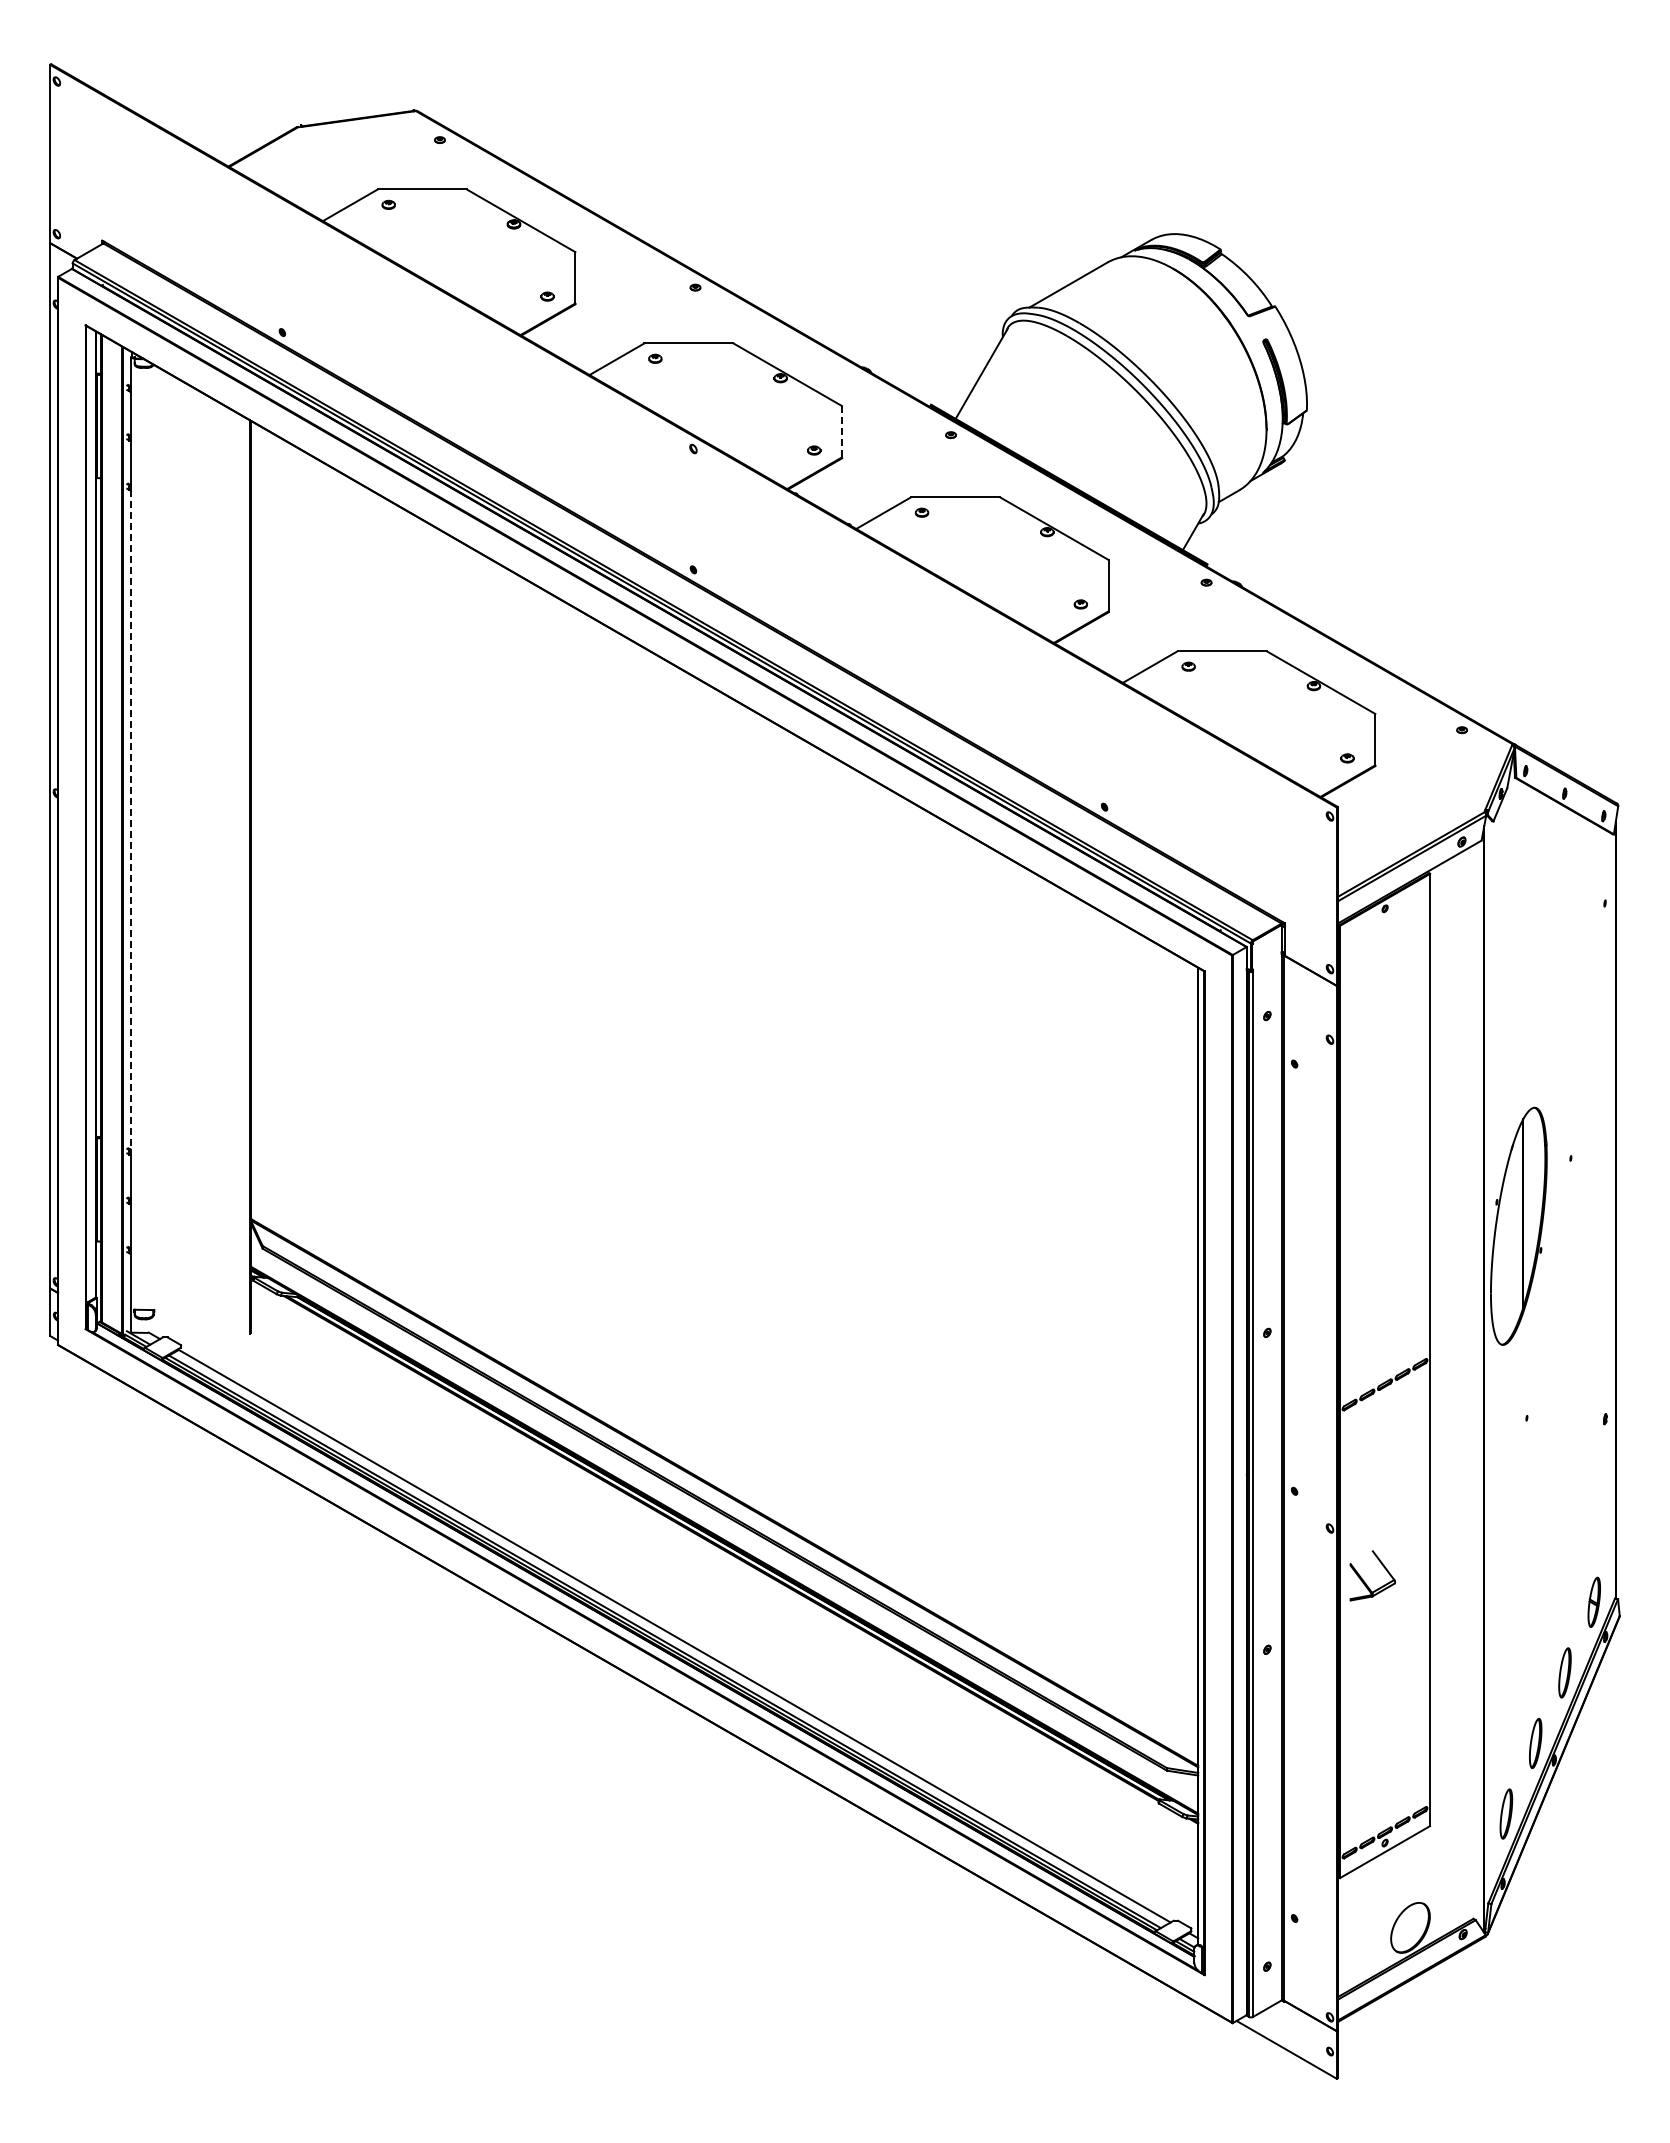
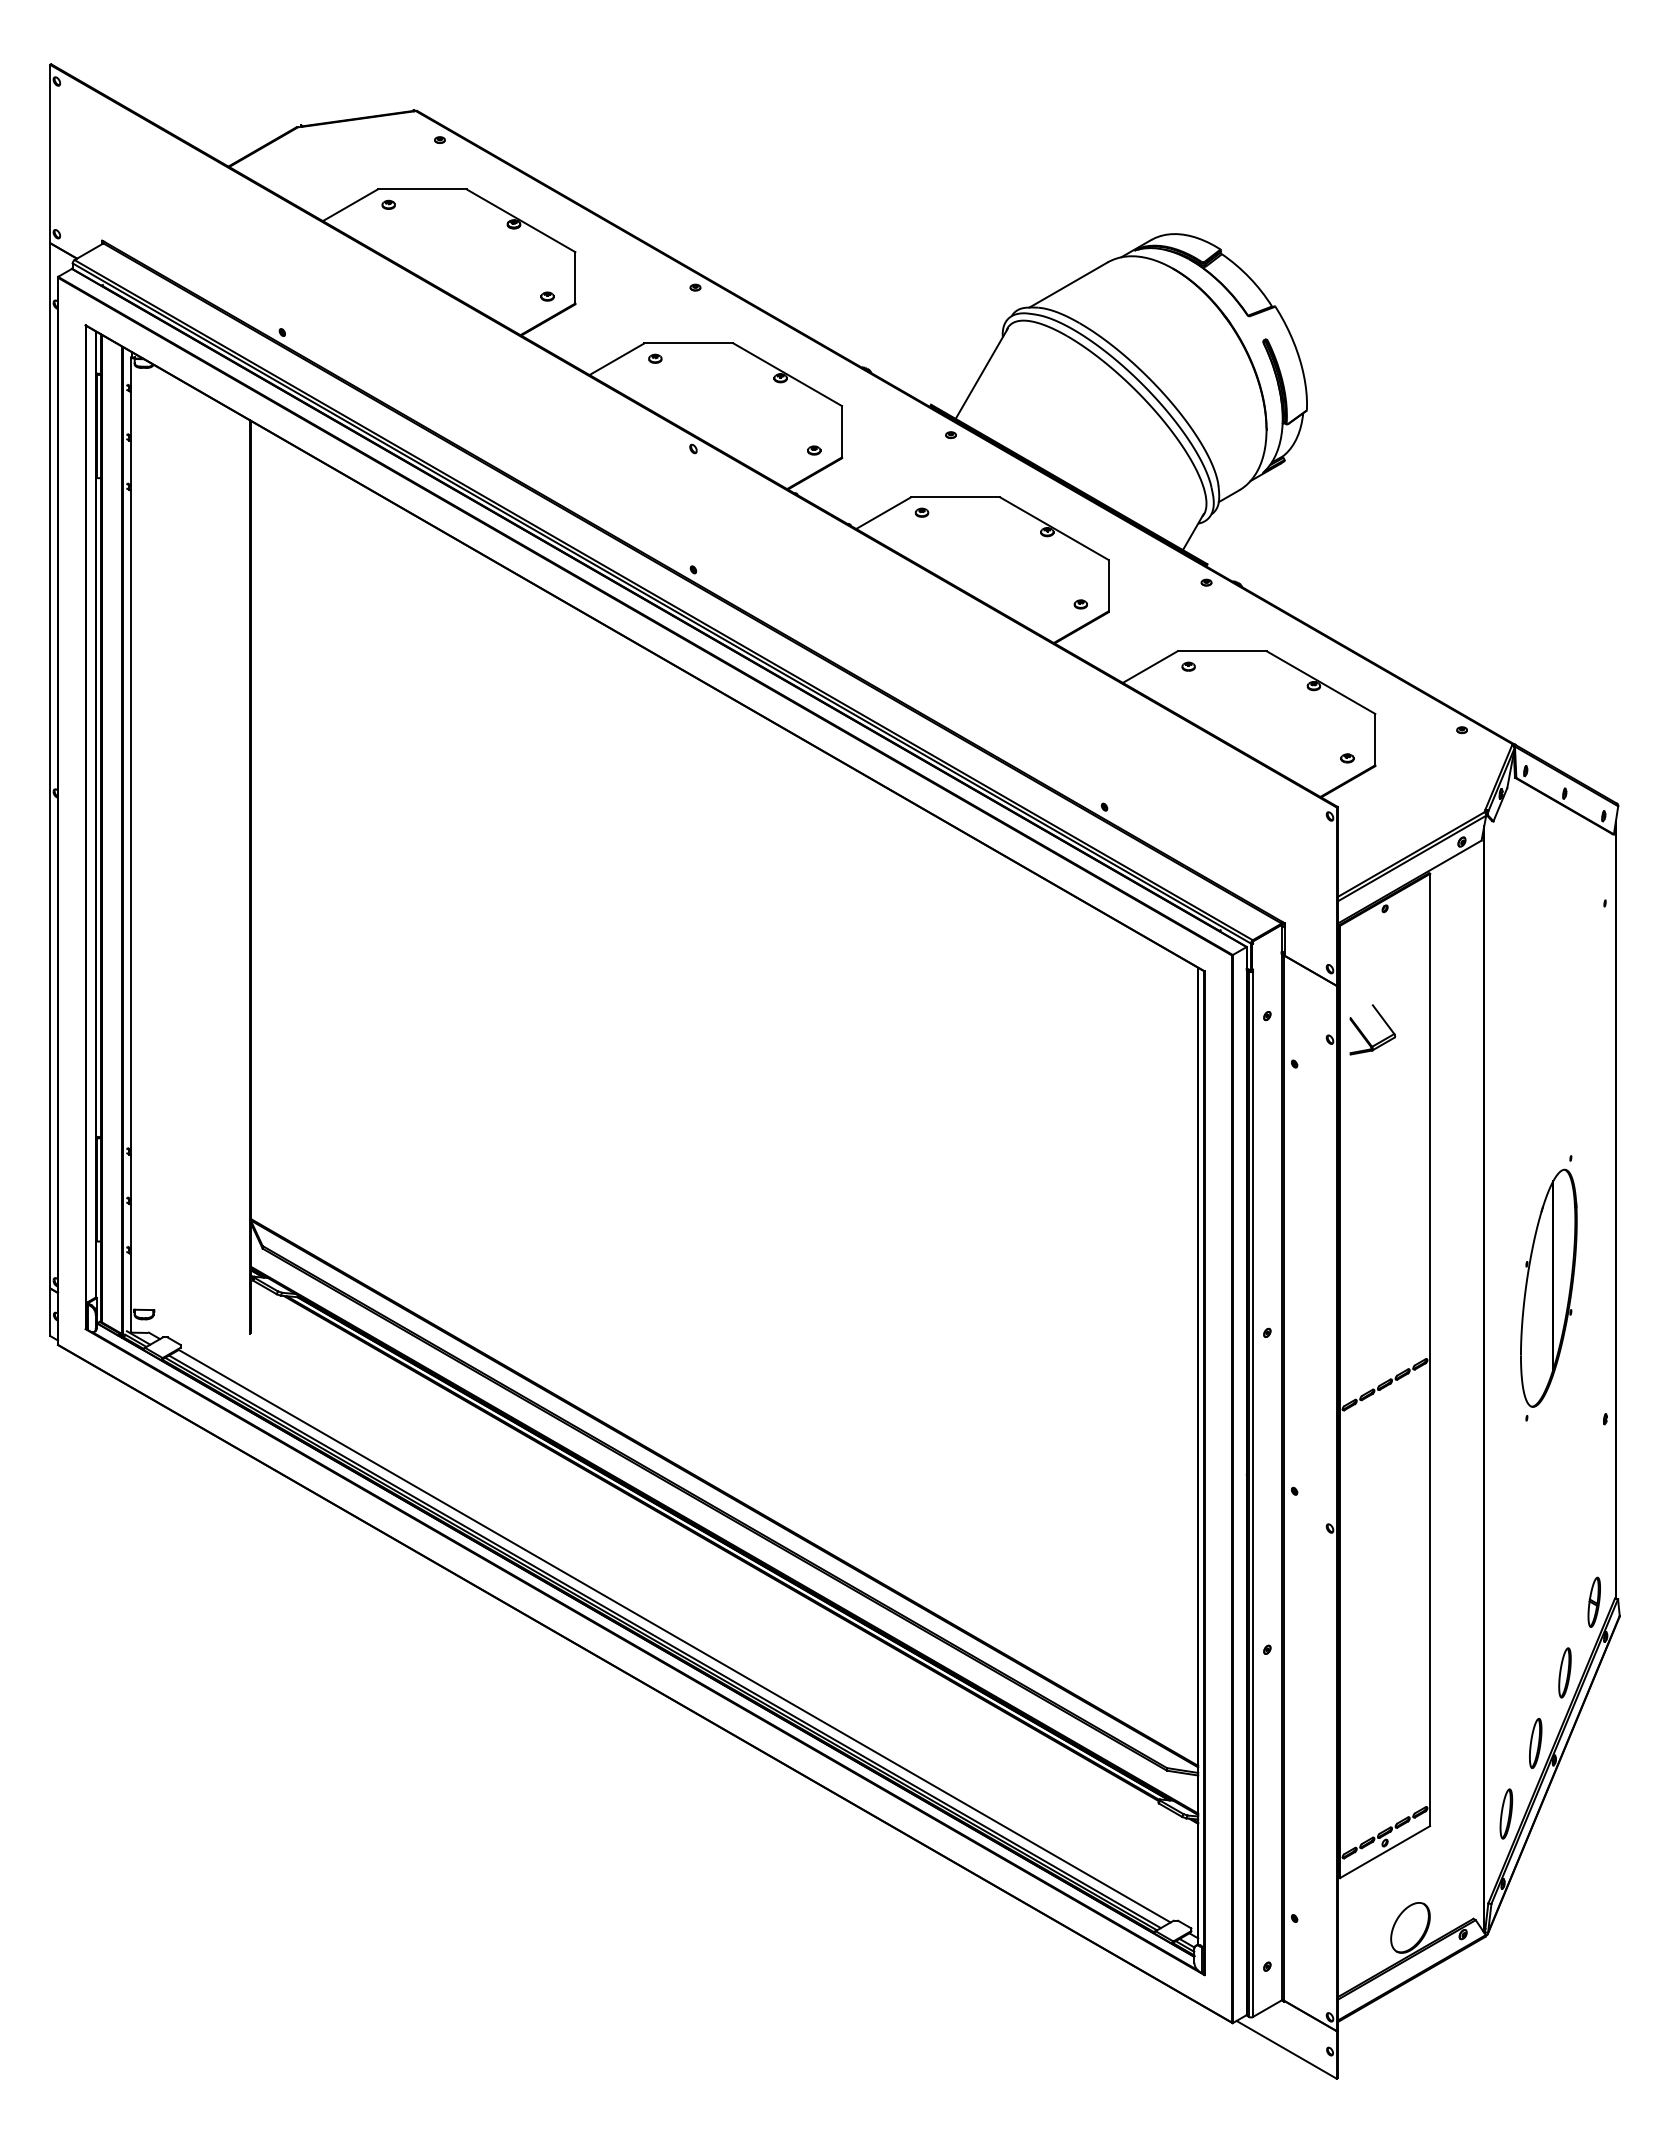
line: dashed -> solid (842, 431)
line: dashed -> solid (131, 820)
part position: (1518, 1225) -> (1548, 1287) (1548, 1287)
part position: (1364, 1580) -> (1364, 1034) (1364, 1034)
